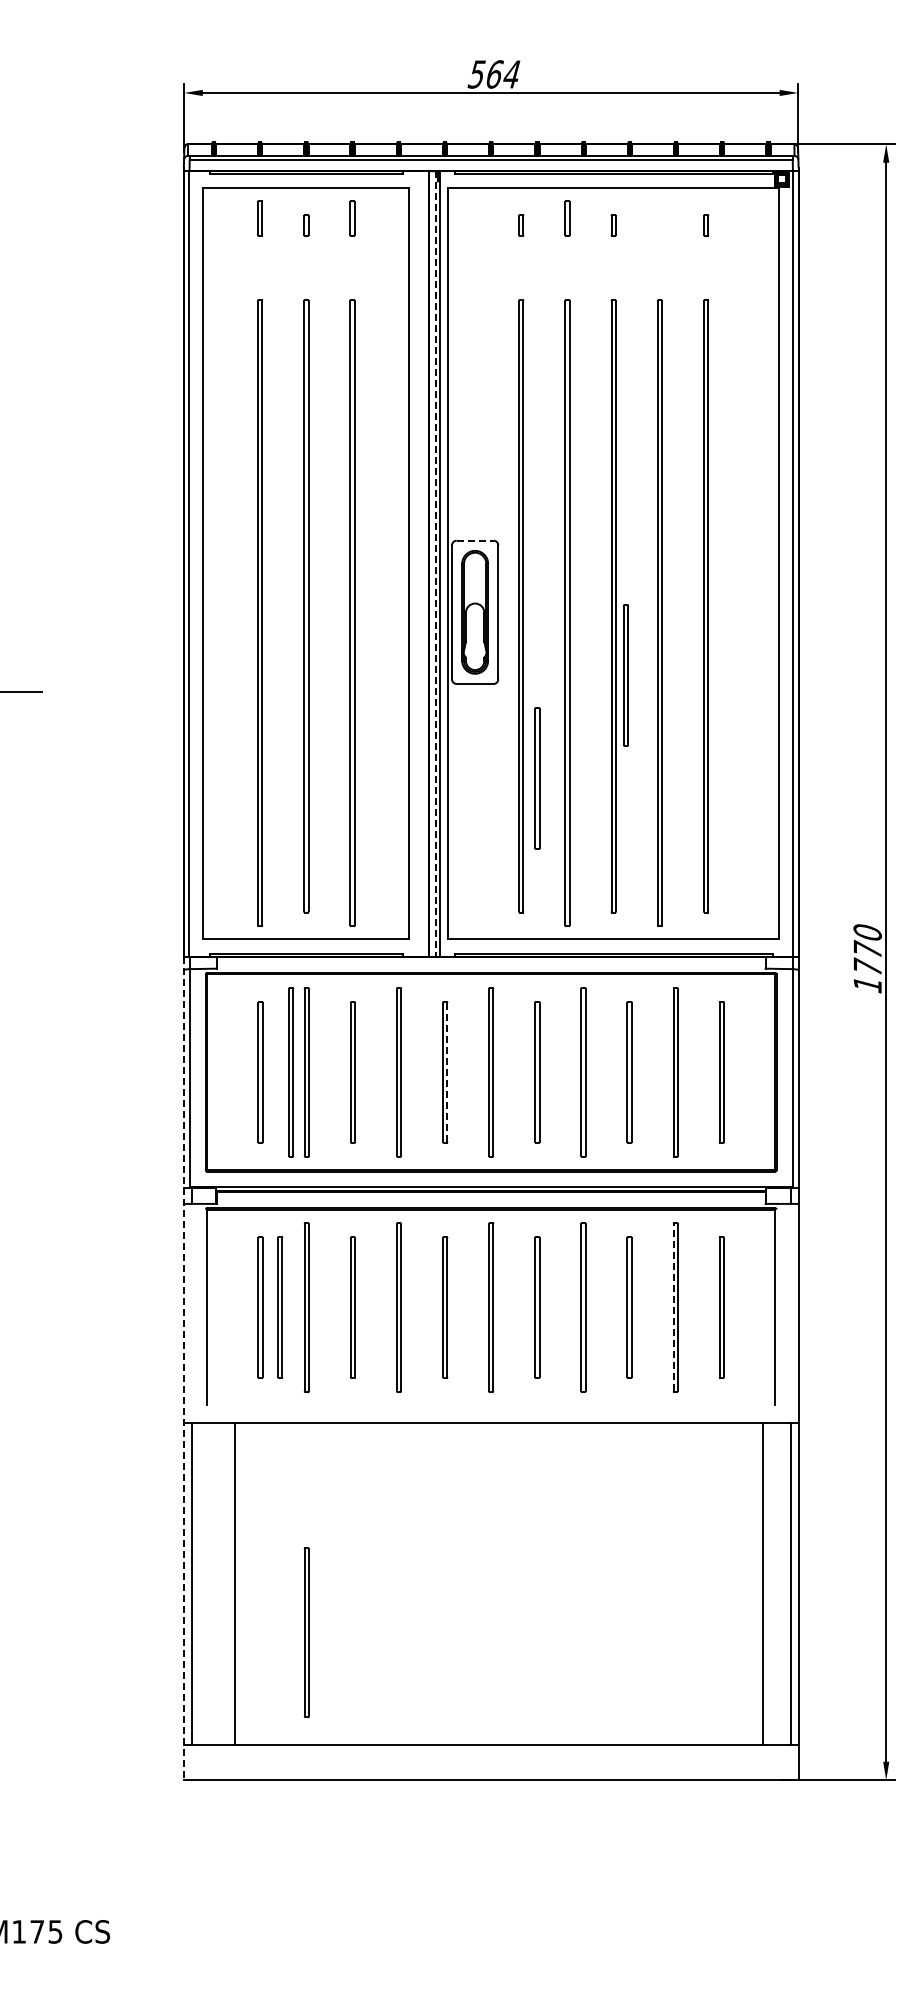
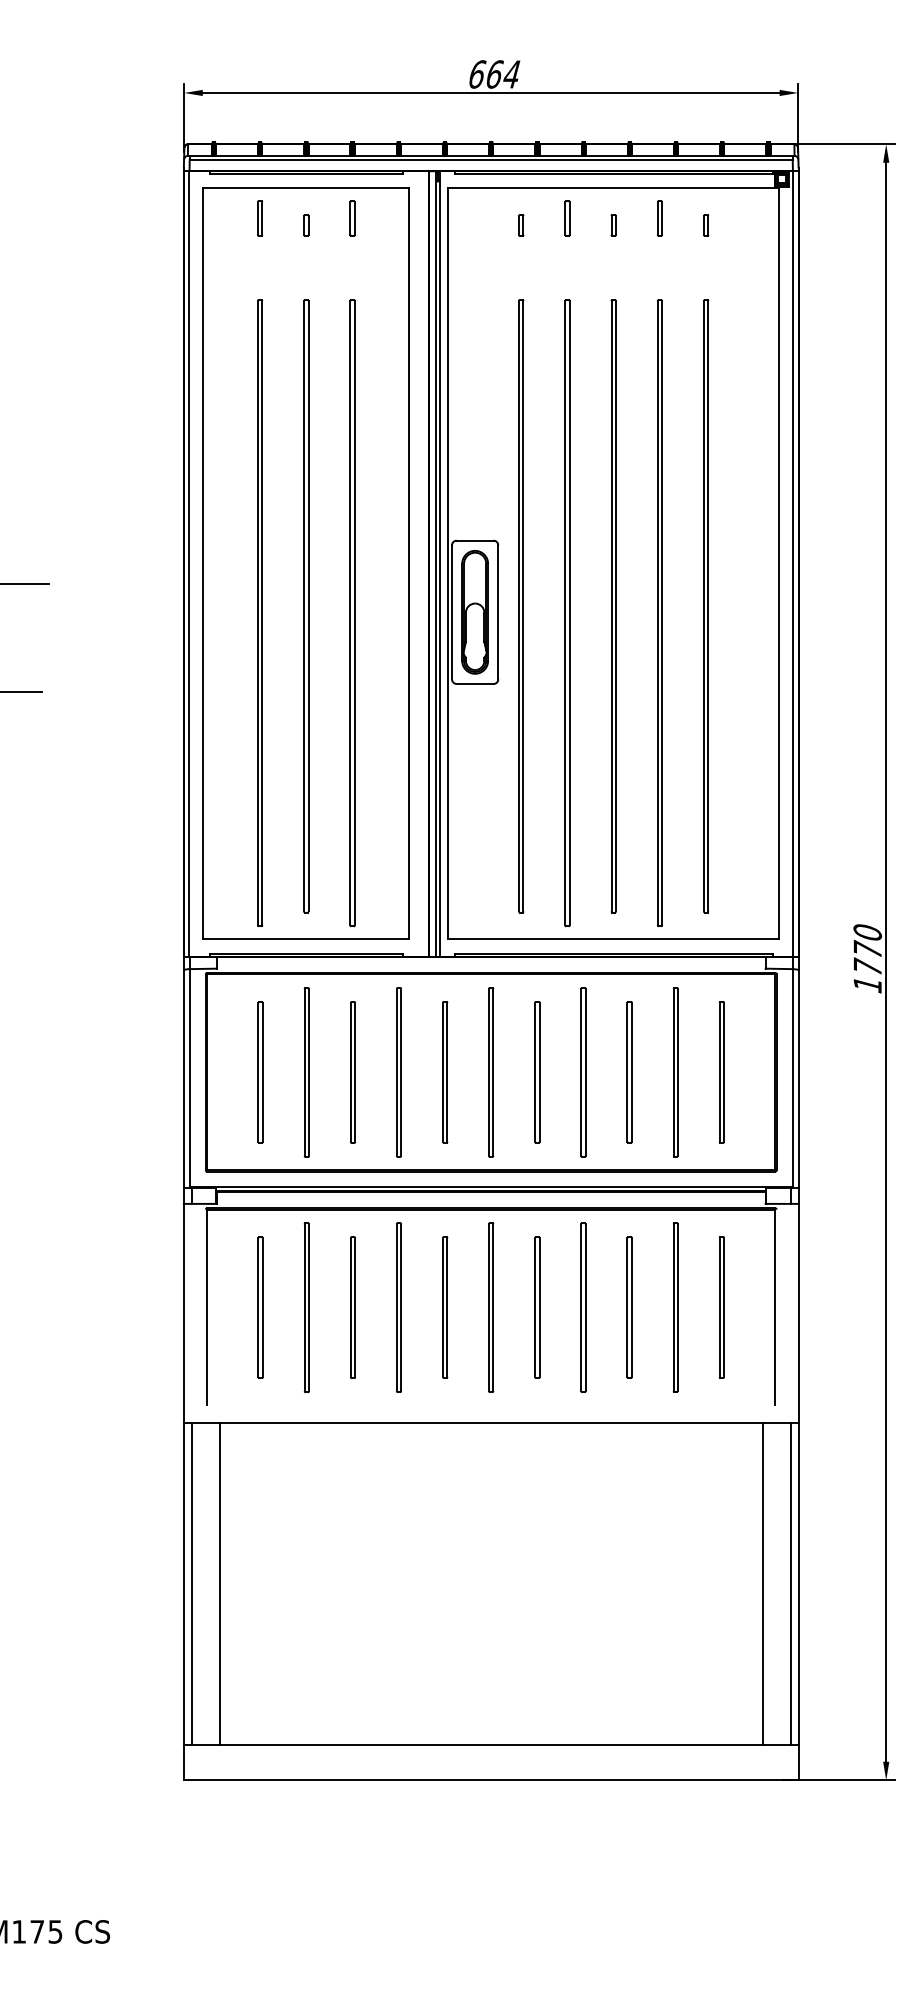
text: 564 -> 664 (476, 74)
part: none -> present (659, 218)
line: dashed -> solid (475, 540)
line: dashed -> solid (435, 563)
line: none -> present (25, 584)
part: present -> none (625, 675)
part: present -> none (537, 778)
part: present -> none (291, 1072)
line: dashed -> solid (447, 1072)
part: present -> none (280, 1307)
line: dashed -> solid (673, 1307)
line: dashed -> solid (183, 1368)
line position: (234, 1583) -> (219, 1583) (219, 1583)
part: present -> none (306, 1632)
